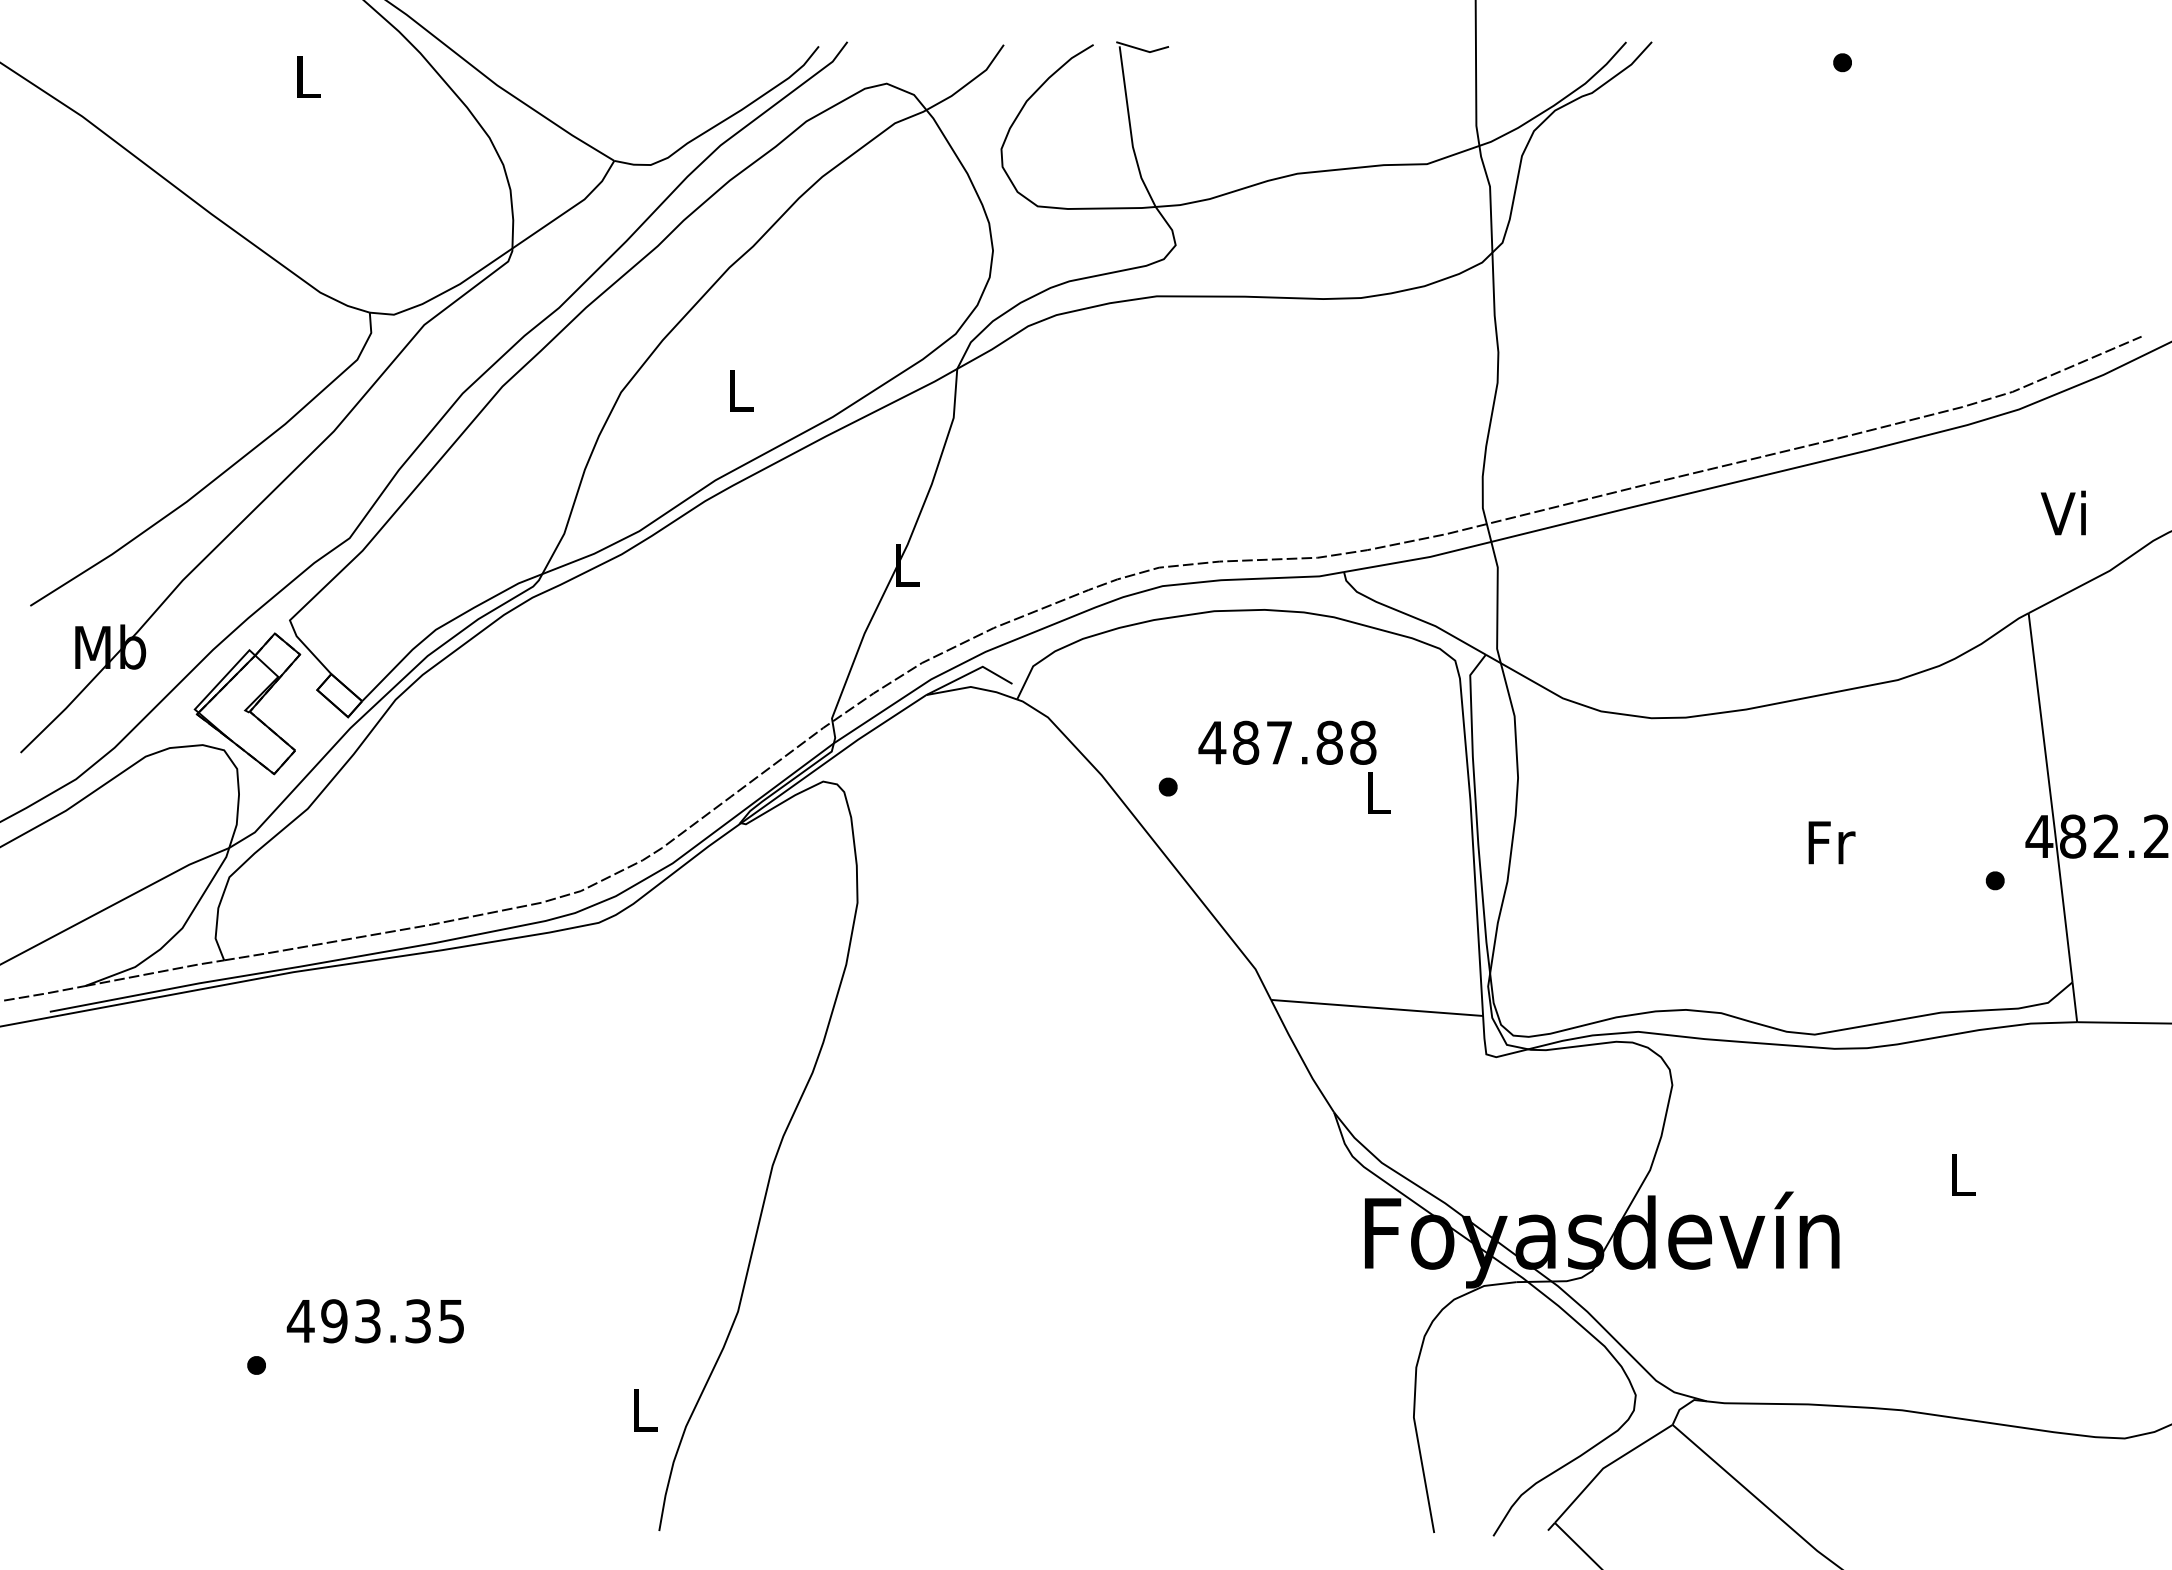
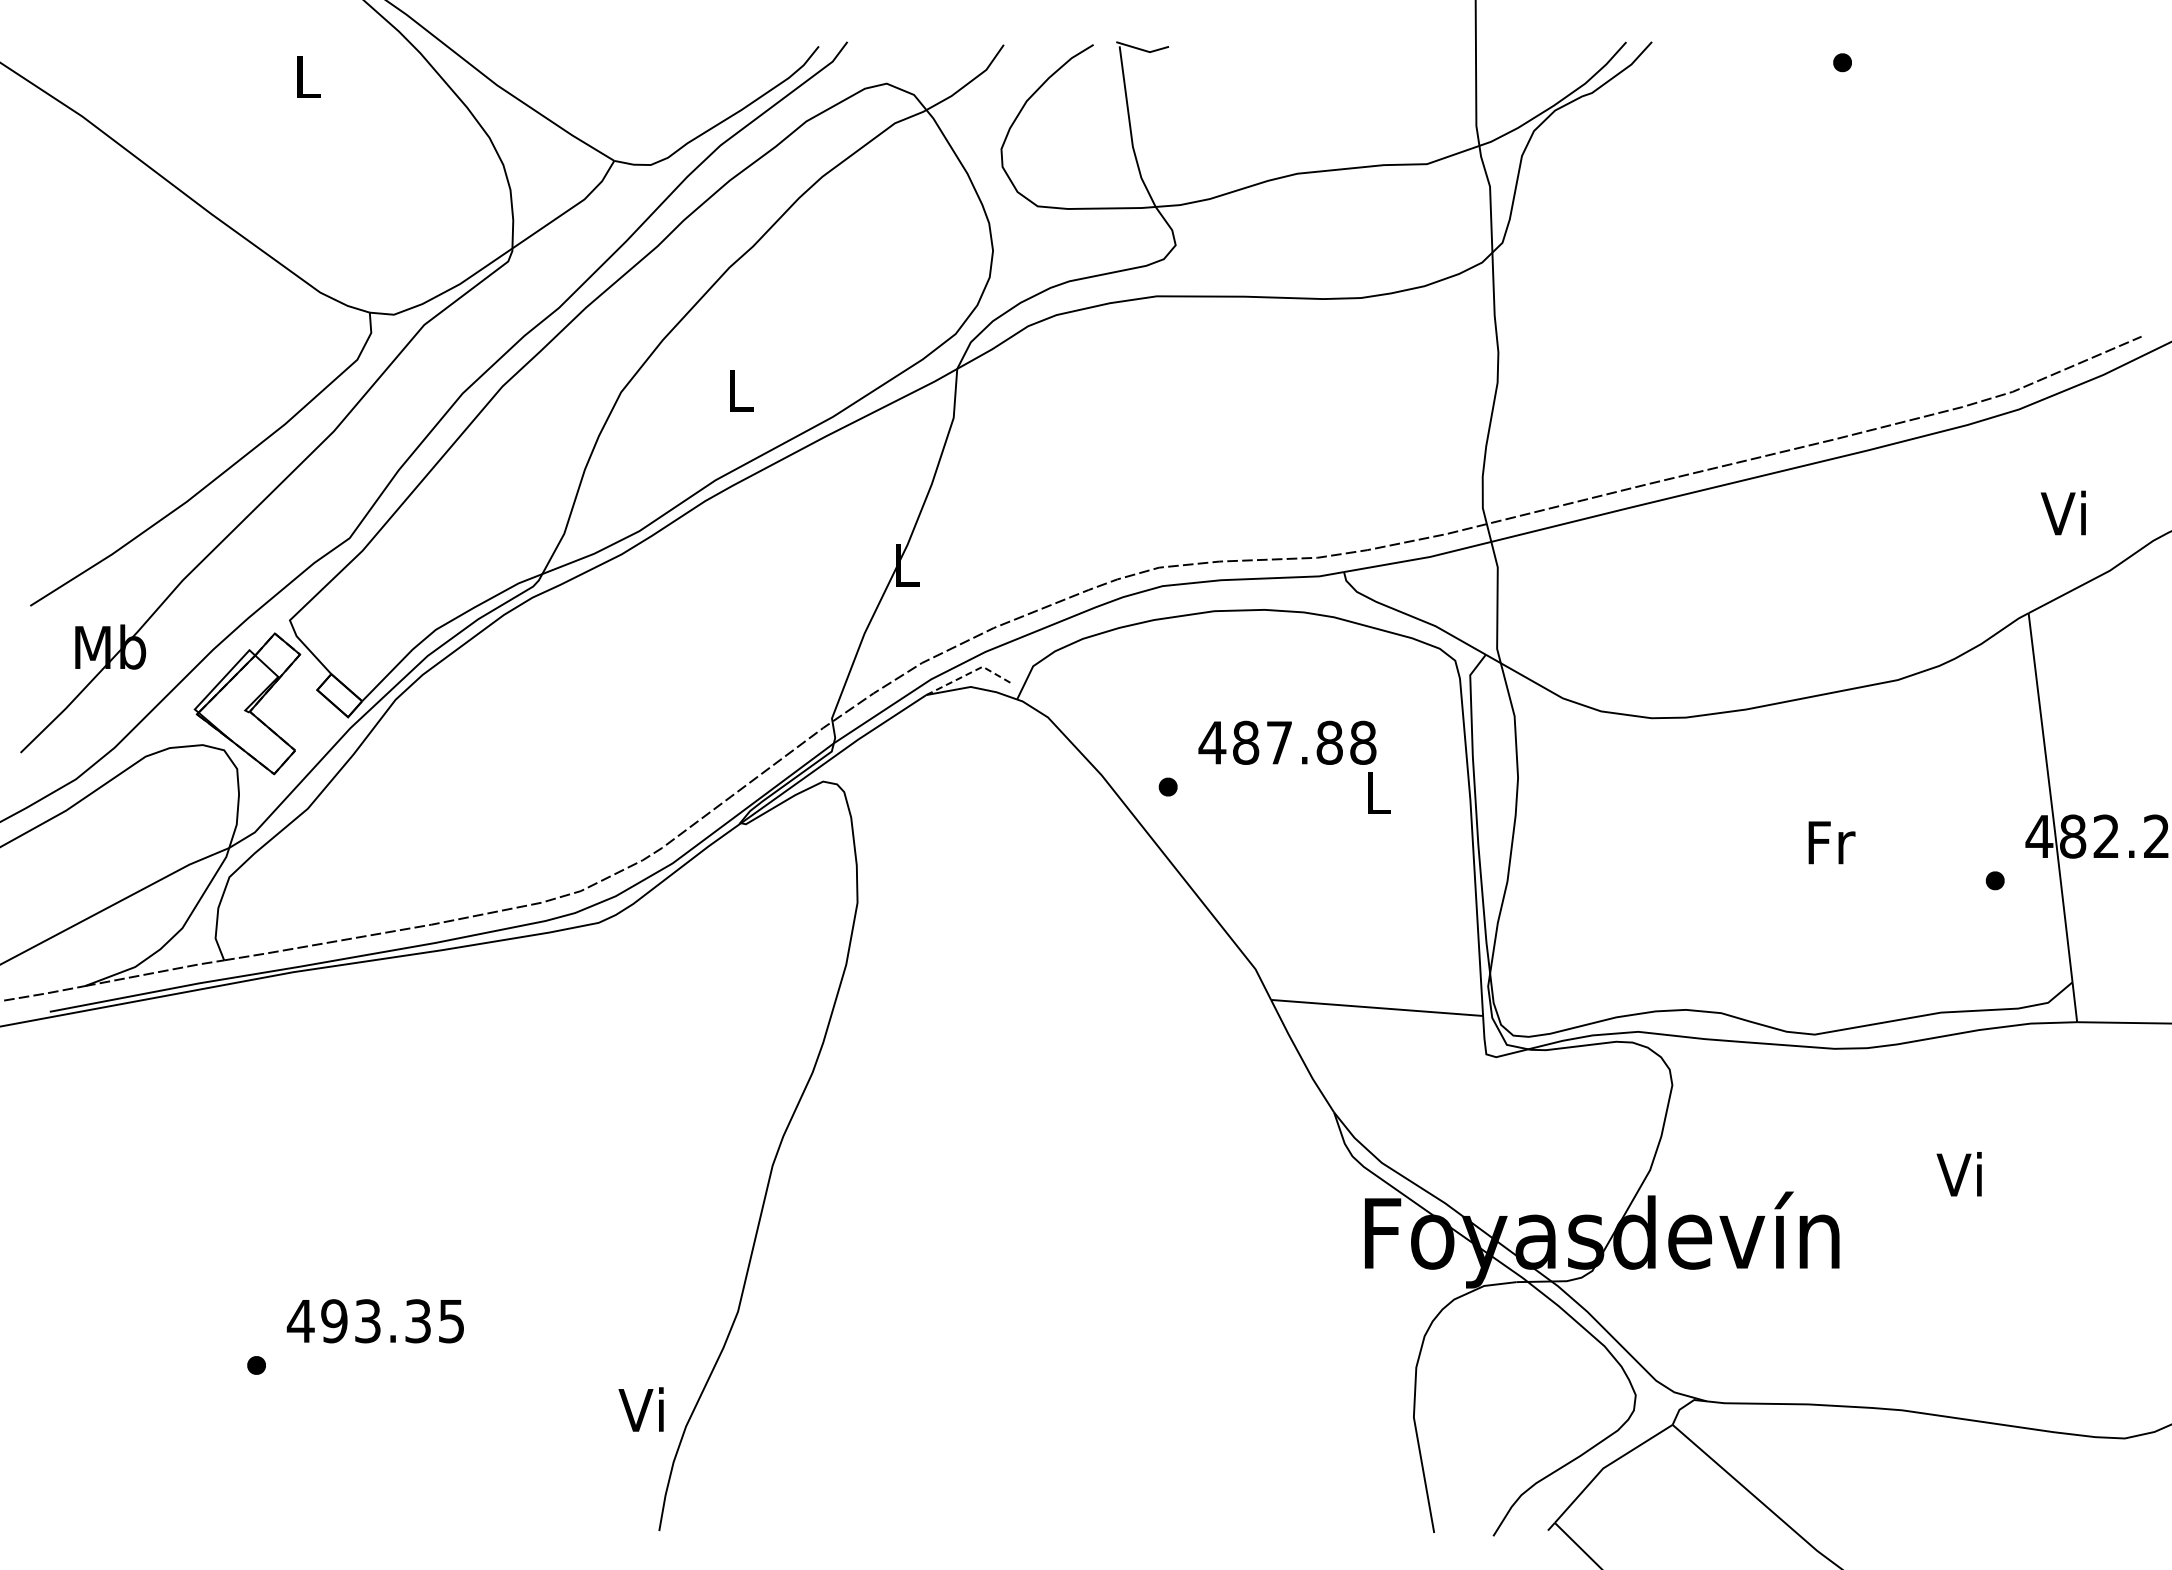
line: solid -> dashed (970, 672)
text: L -> Vi (1958, 1174)
text: L -> Vi (640, 1409)
